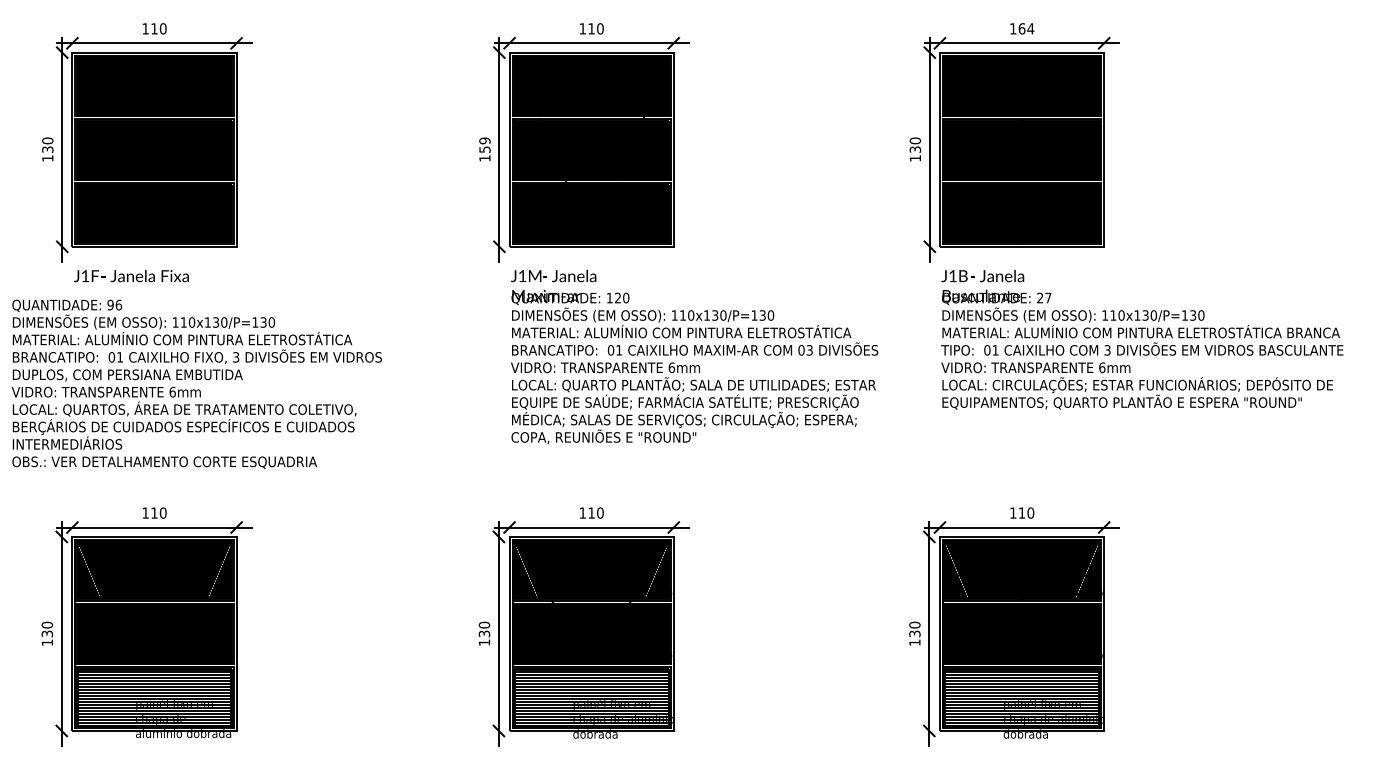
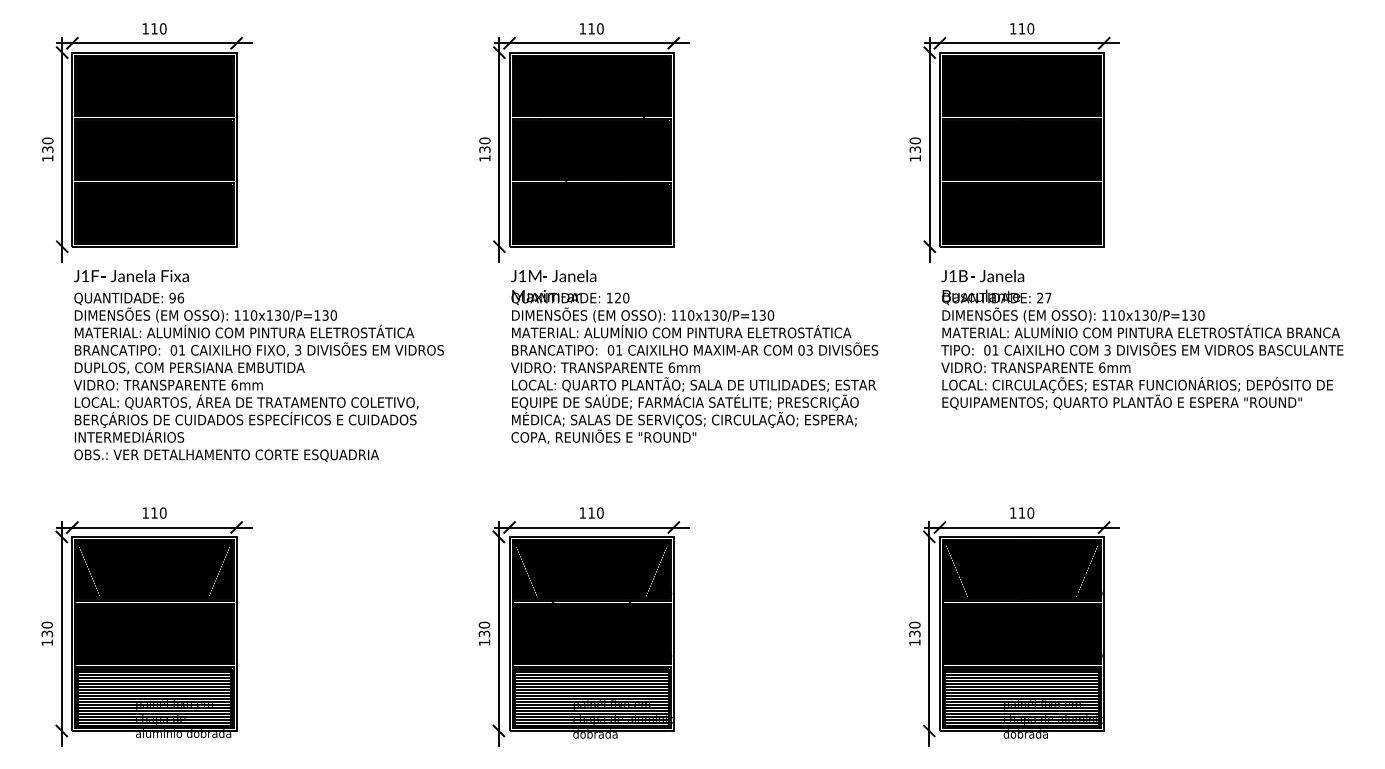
text: 164 -> 110 (1026, 28)
text: 159 -> 130 (484, 144)
text position: (196, 383) -> (258, 376) (258, 376)
